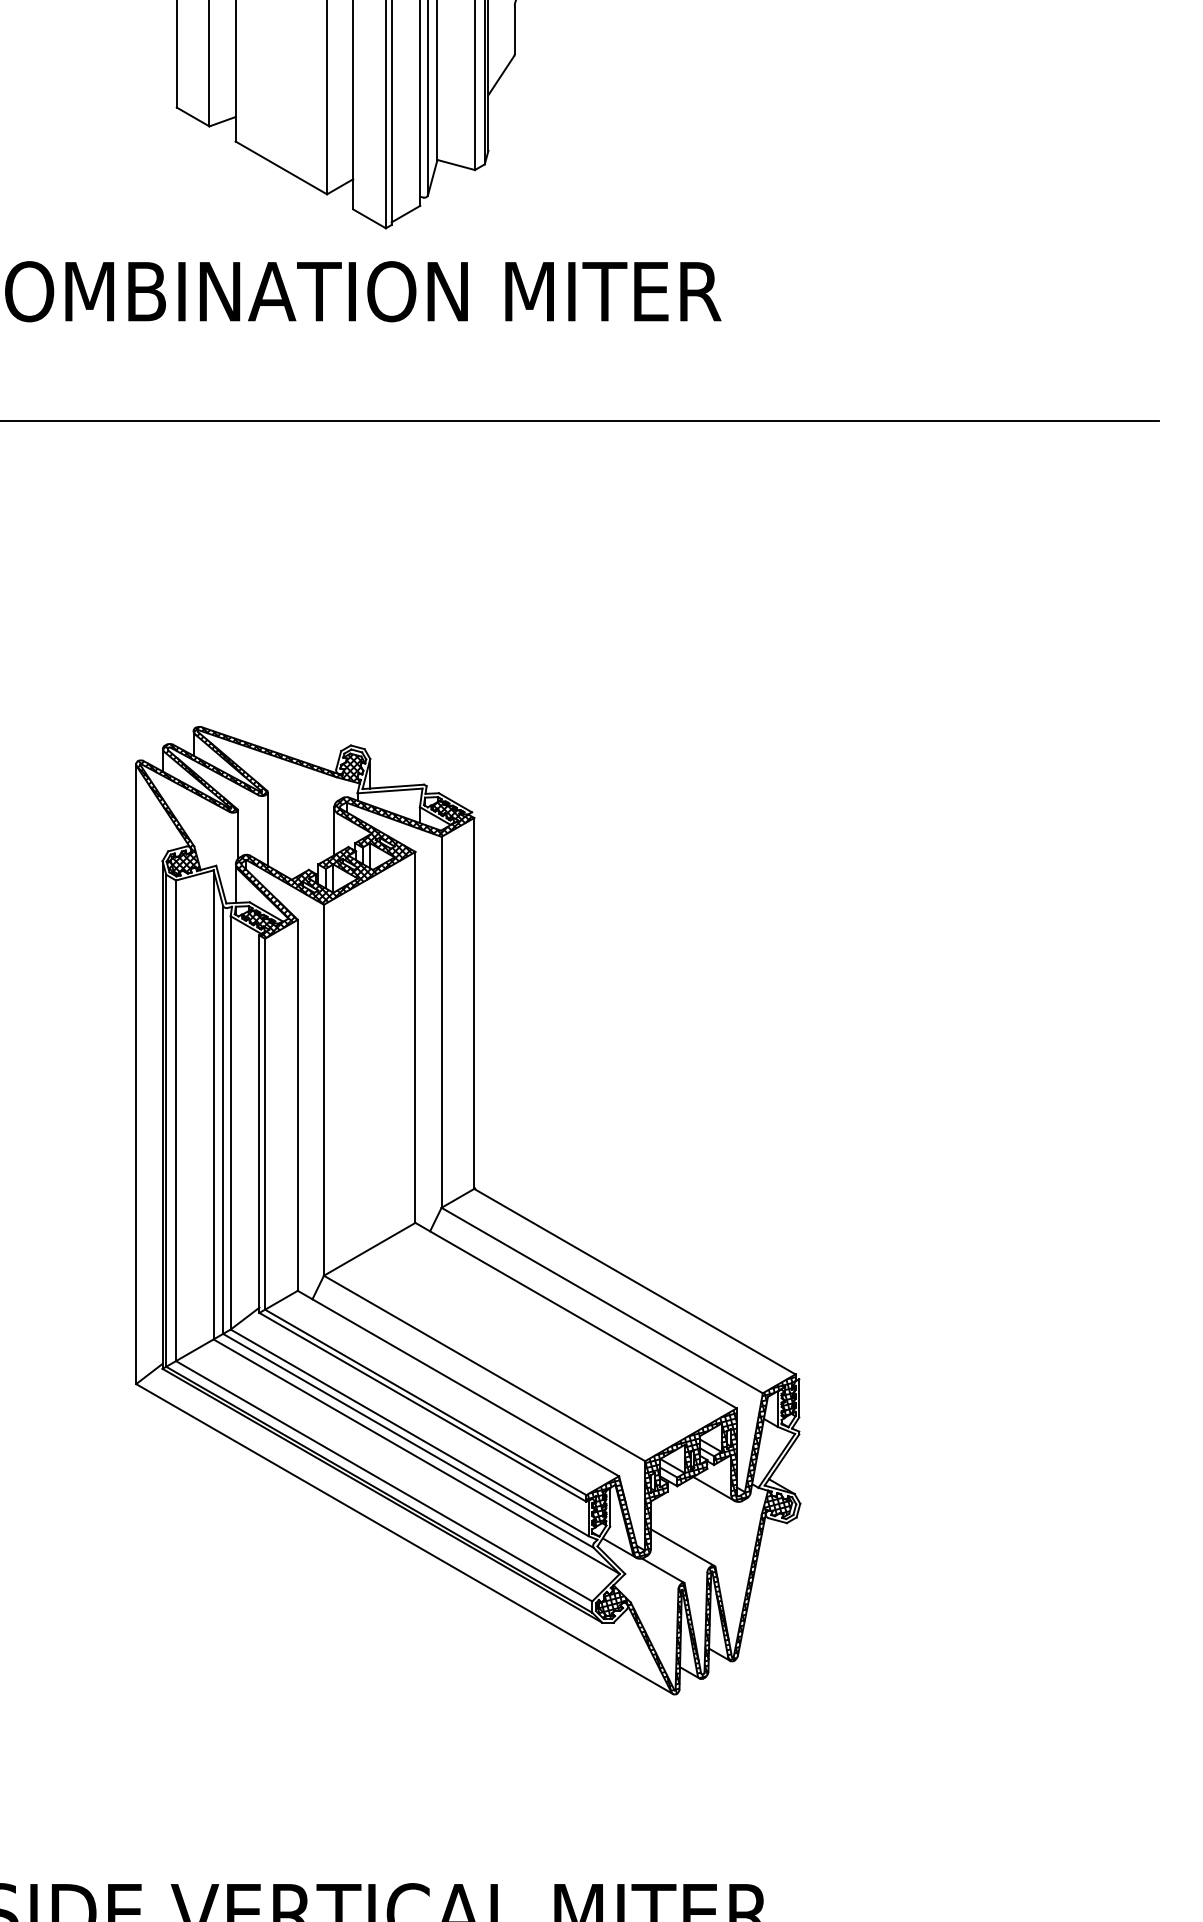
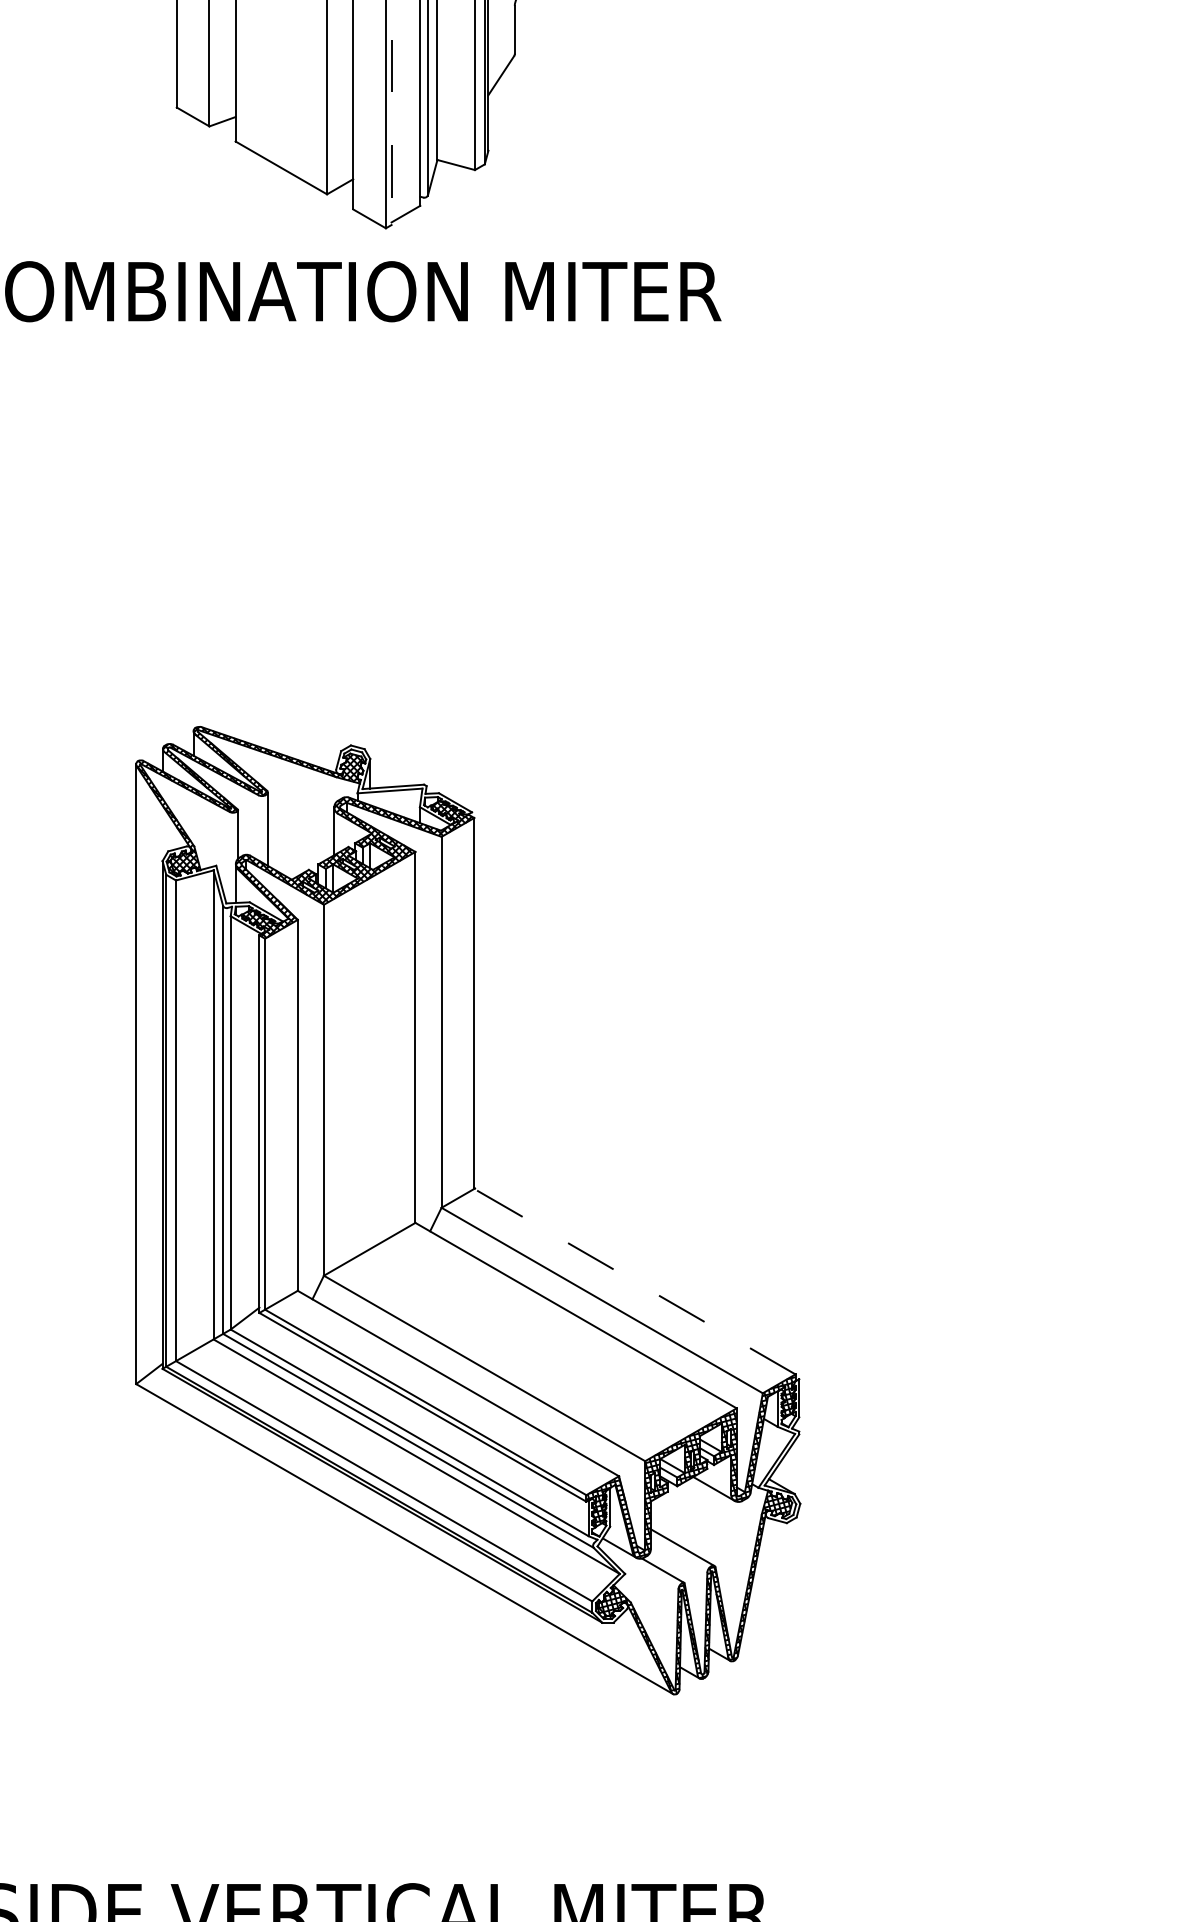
line: solid -> dashed (391, 113)
line: present -> none (580, 420)
line: solid -> dashed (634, 1281)
